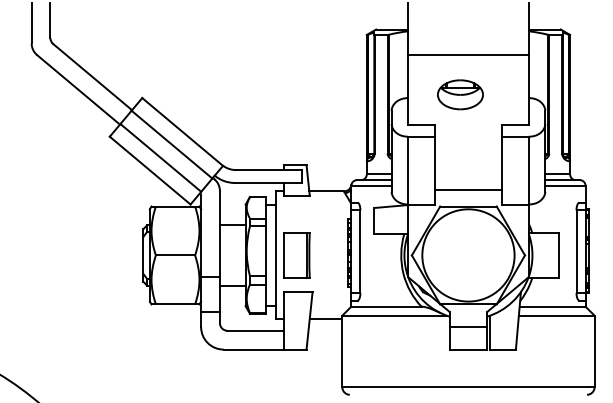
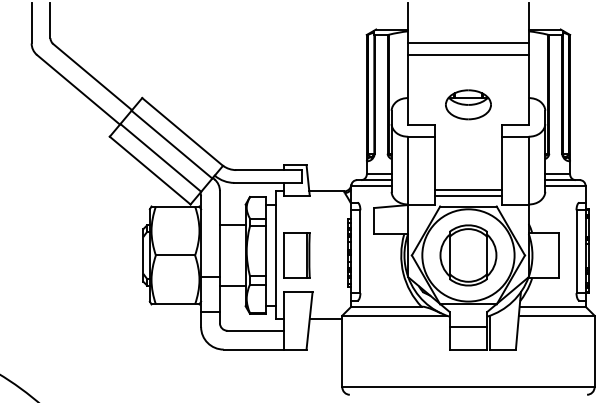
line: none -> present (468, 43)
part position: (460, 94) -> (468, 104) (468, 104)
line: none -> present (468, 196)
part: none -> present (468, 255)
